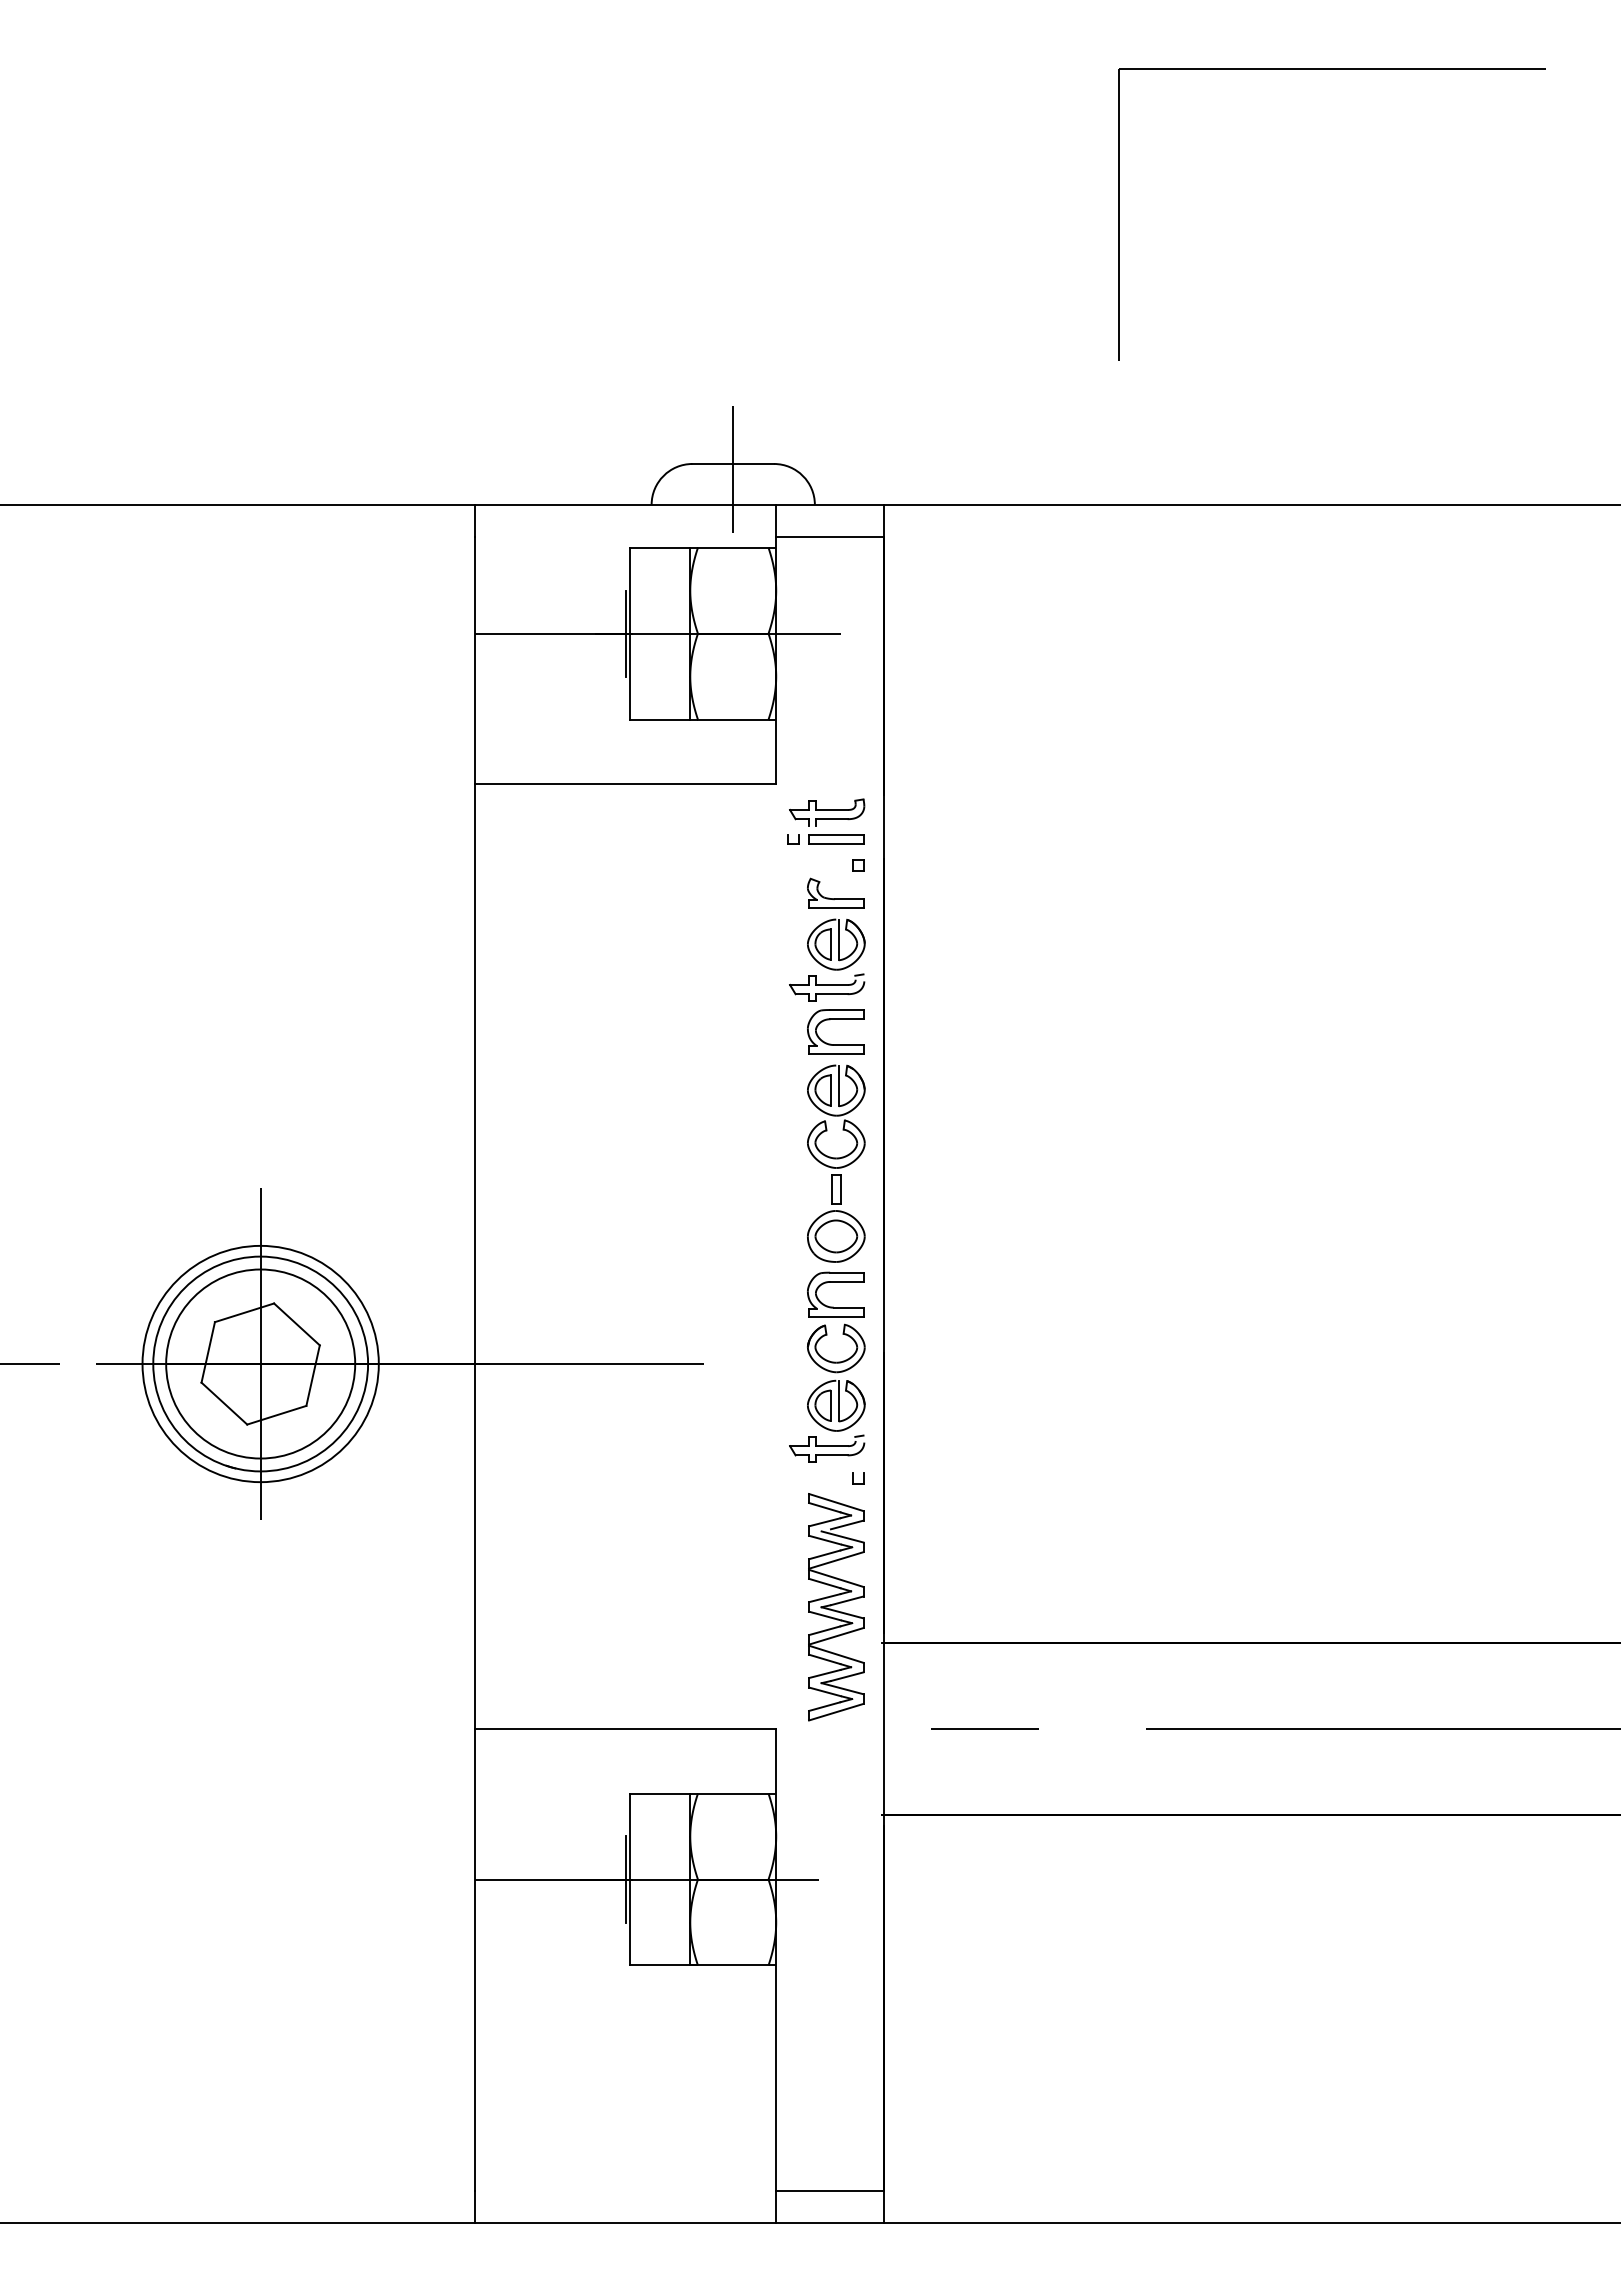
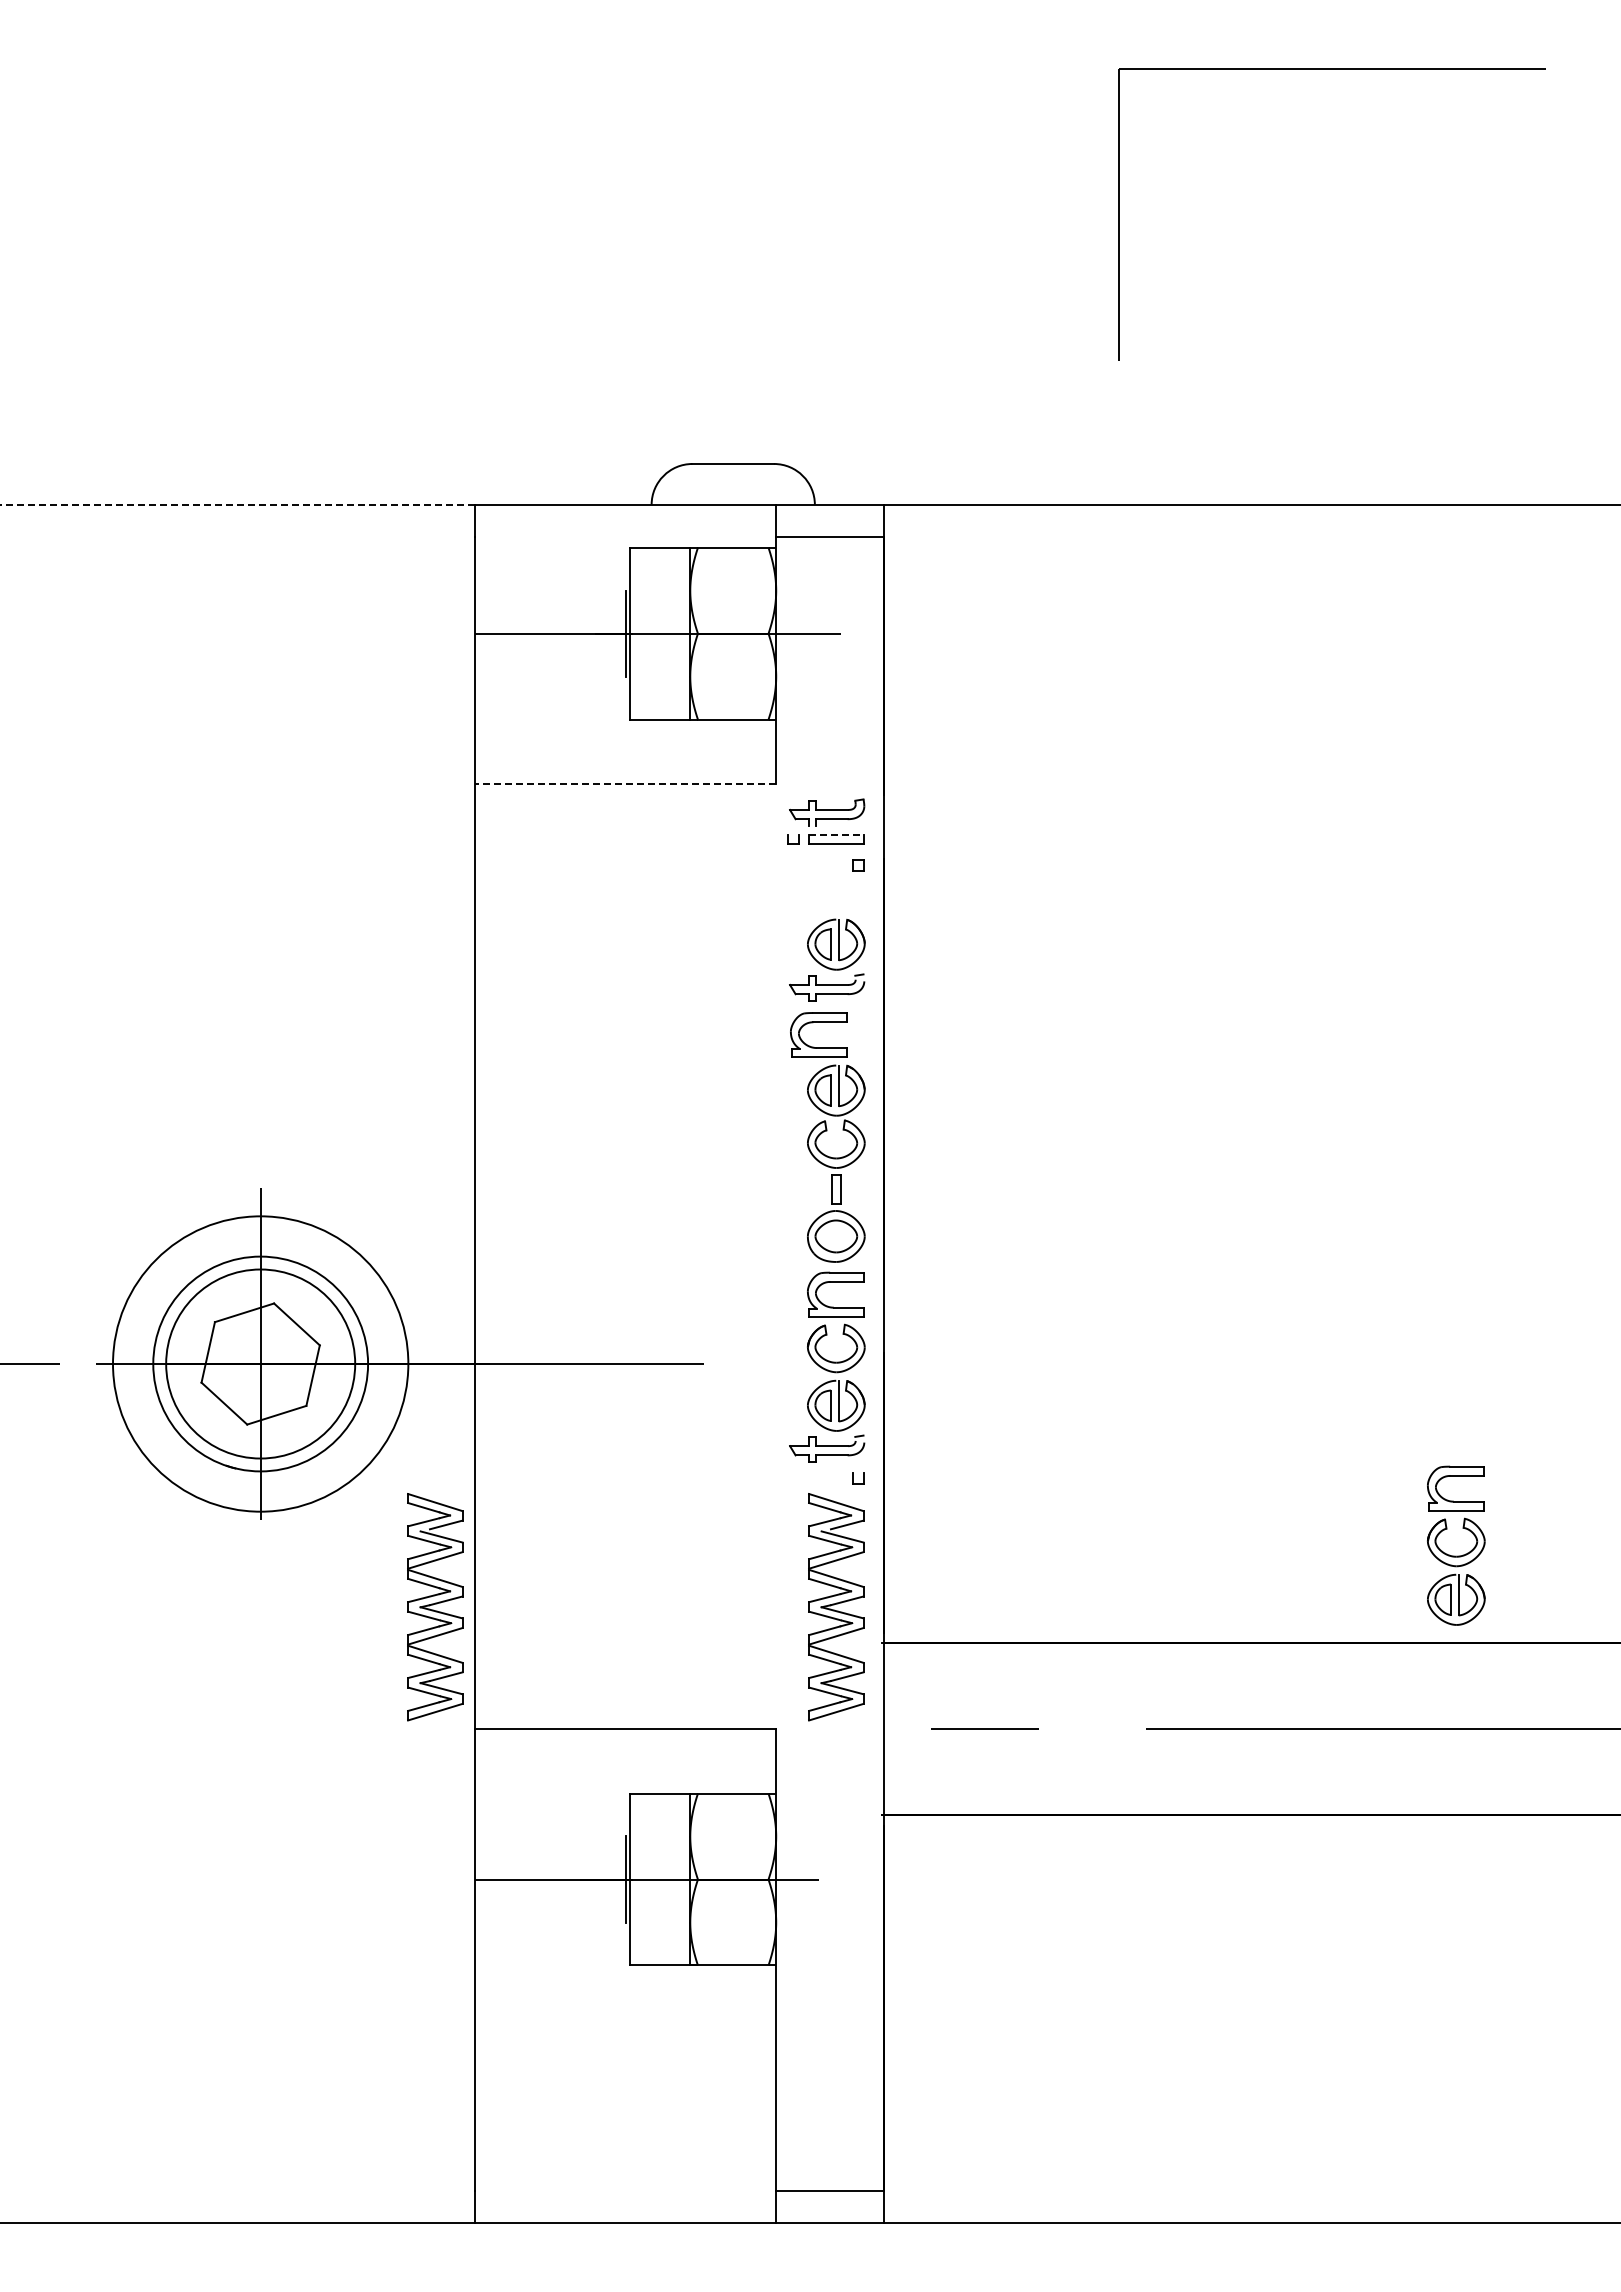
line: present -> none (733, 469)
line: solid -> dashed (237, 504)
line: solid -> dashed (625, 784)
line: solid -> dashed (836, 834)
part: present -> none (835, 892)
part position: (835, 1019) -> (818, 1022) (818, 1022)
circle diameter: 236 px -> 295 px (260, 1363)
part: none -> present (1456, 1555)
part: none -> present (435, 1607)
